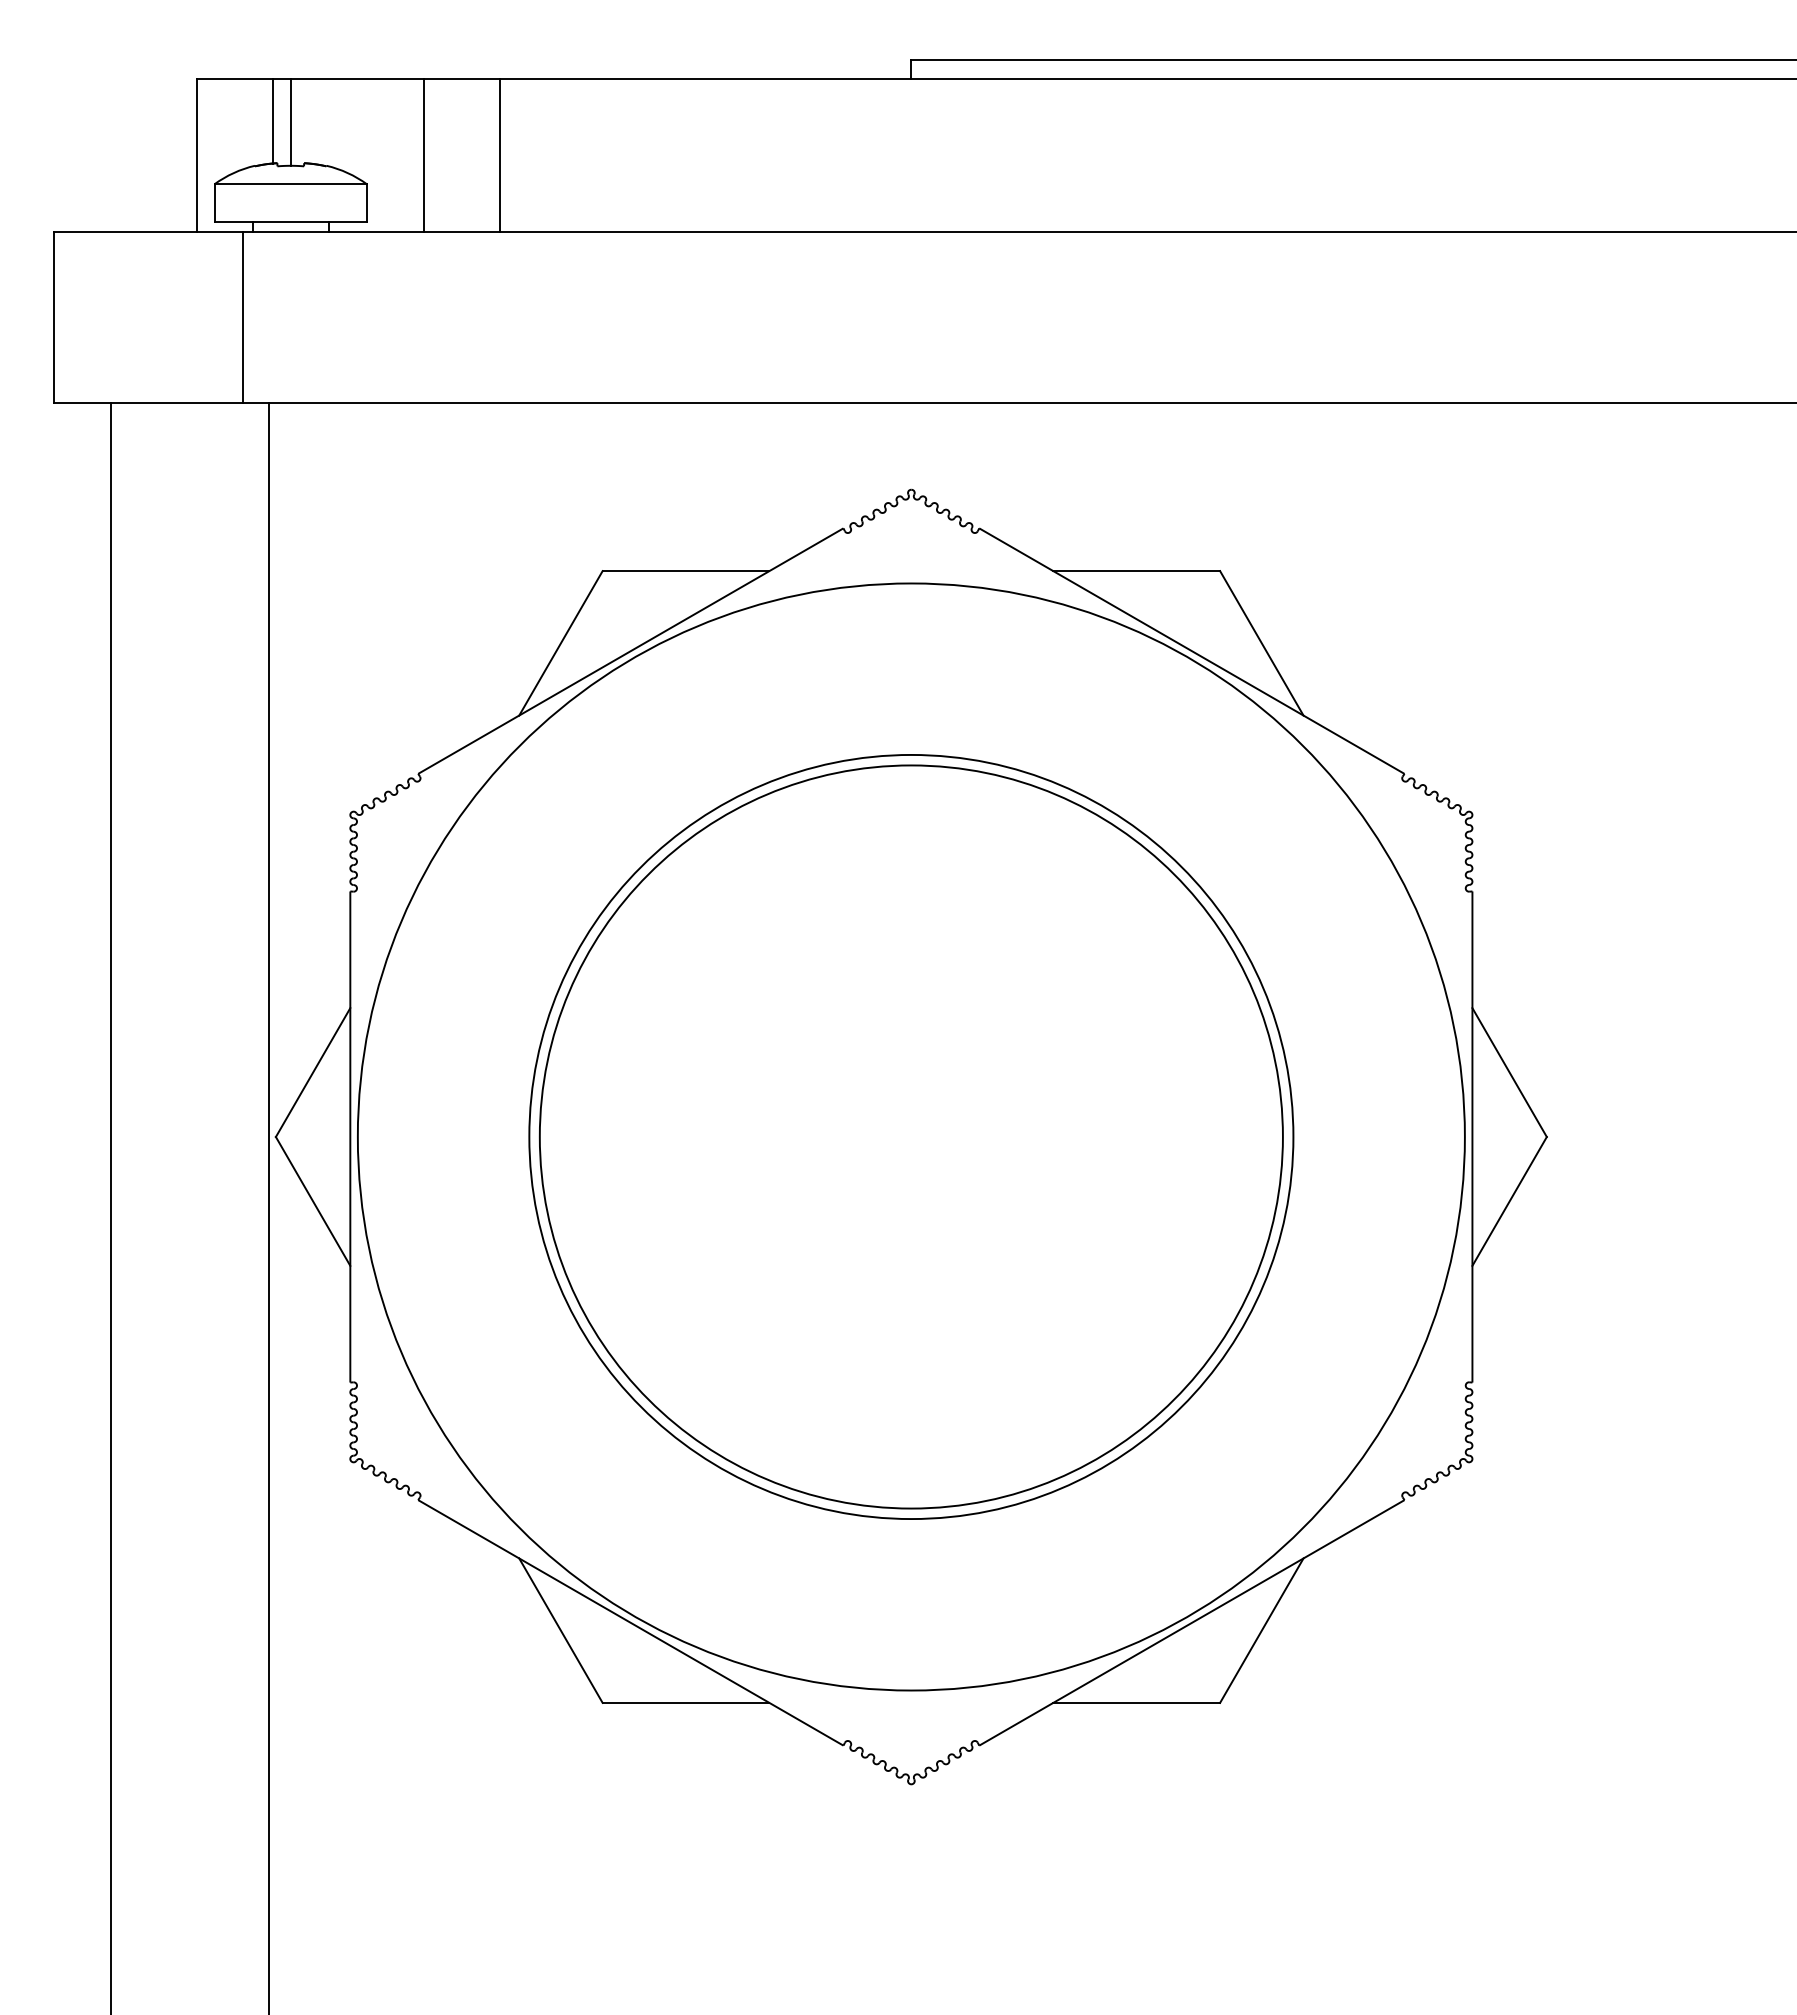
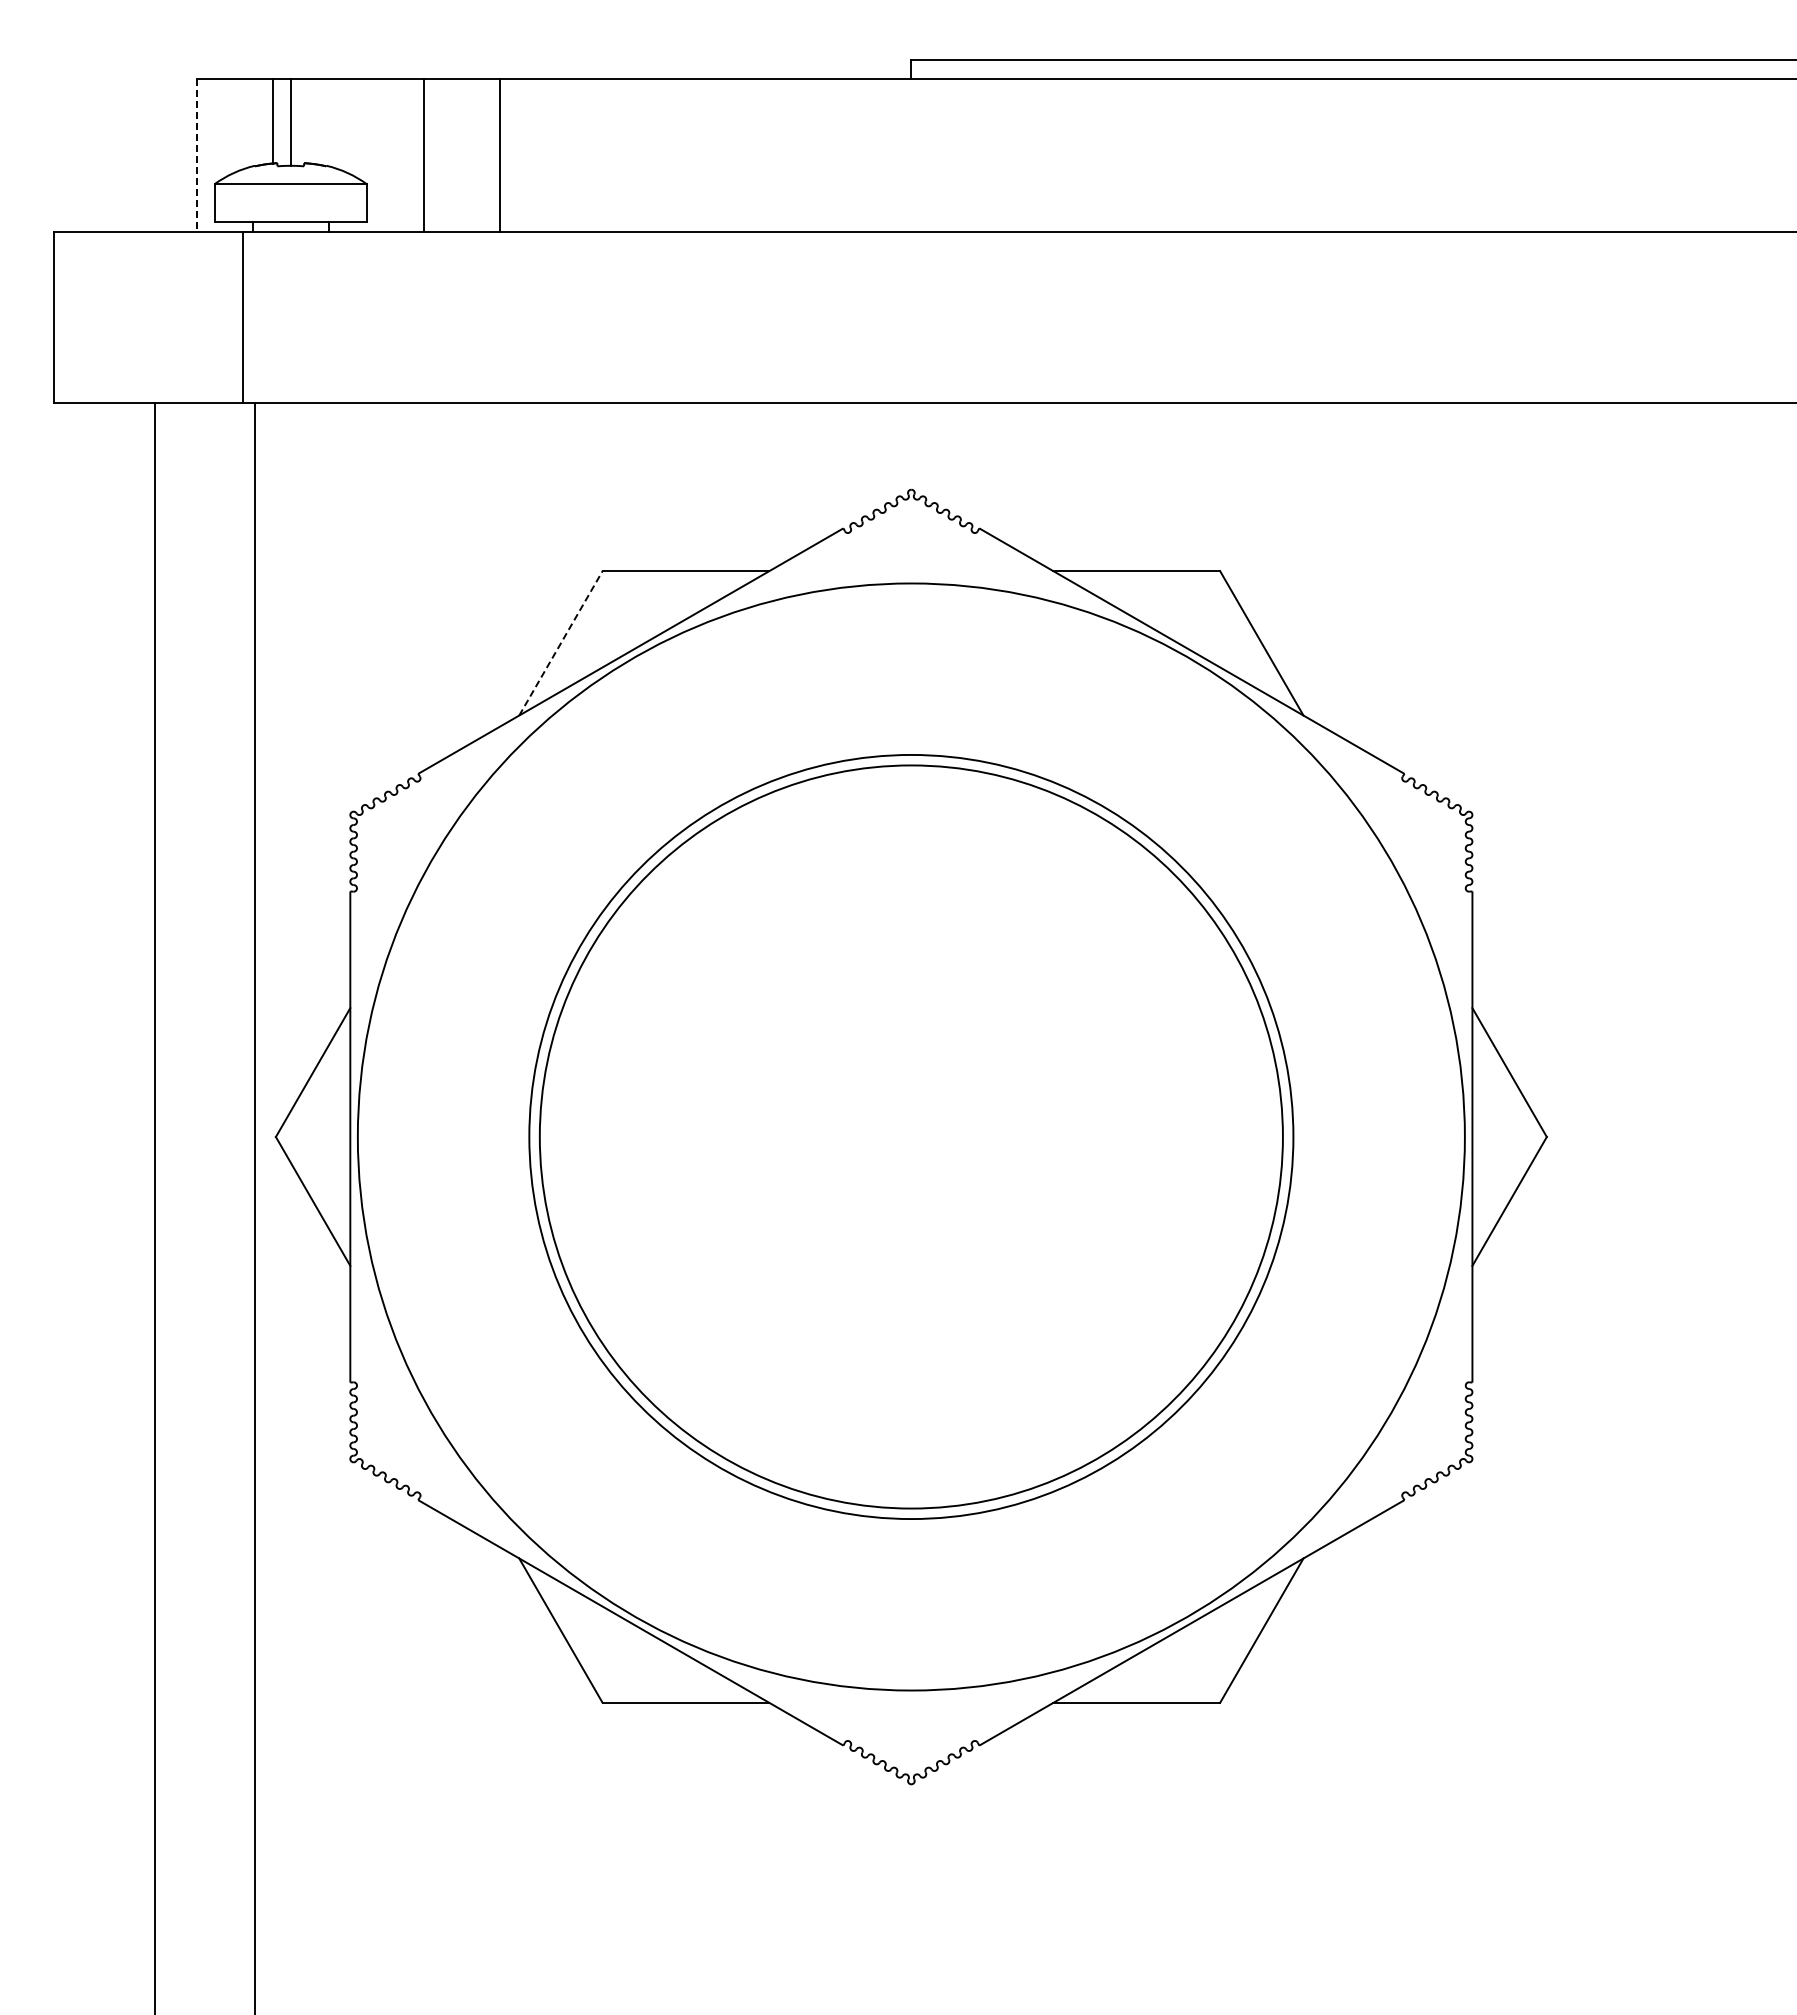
line: solid -> dashed (196, 156)
line: solid -> dashed (561, 642)
line position: (111, 1207) -> (155, 1207) (155, 1207)
line position: (269, 1207) -> (255, 1207) (255, 1207)
